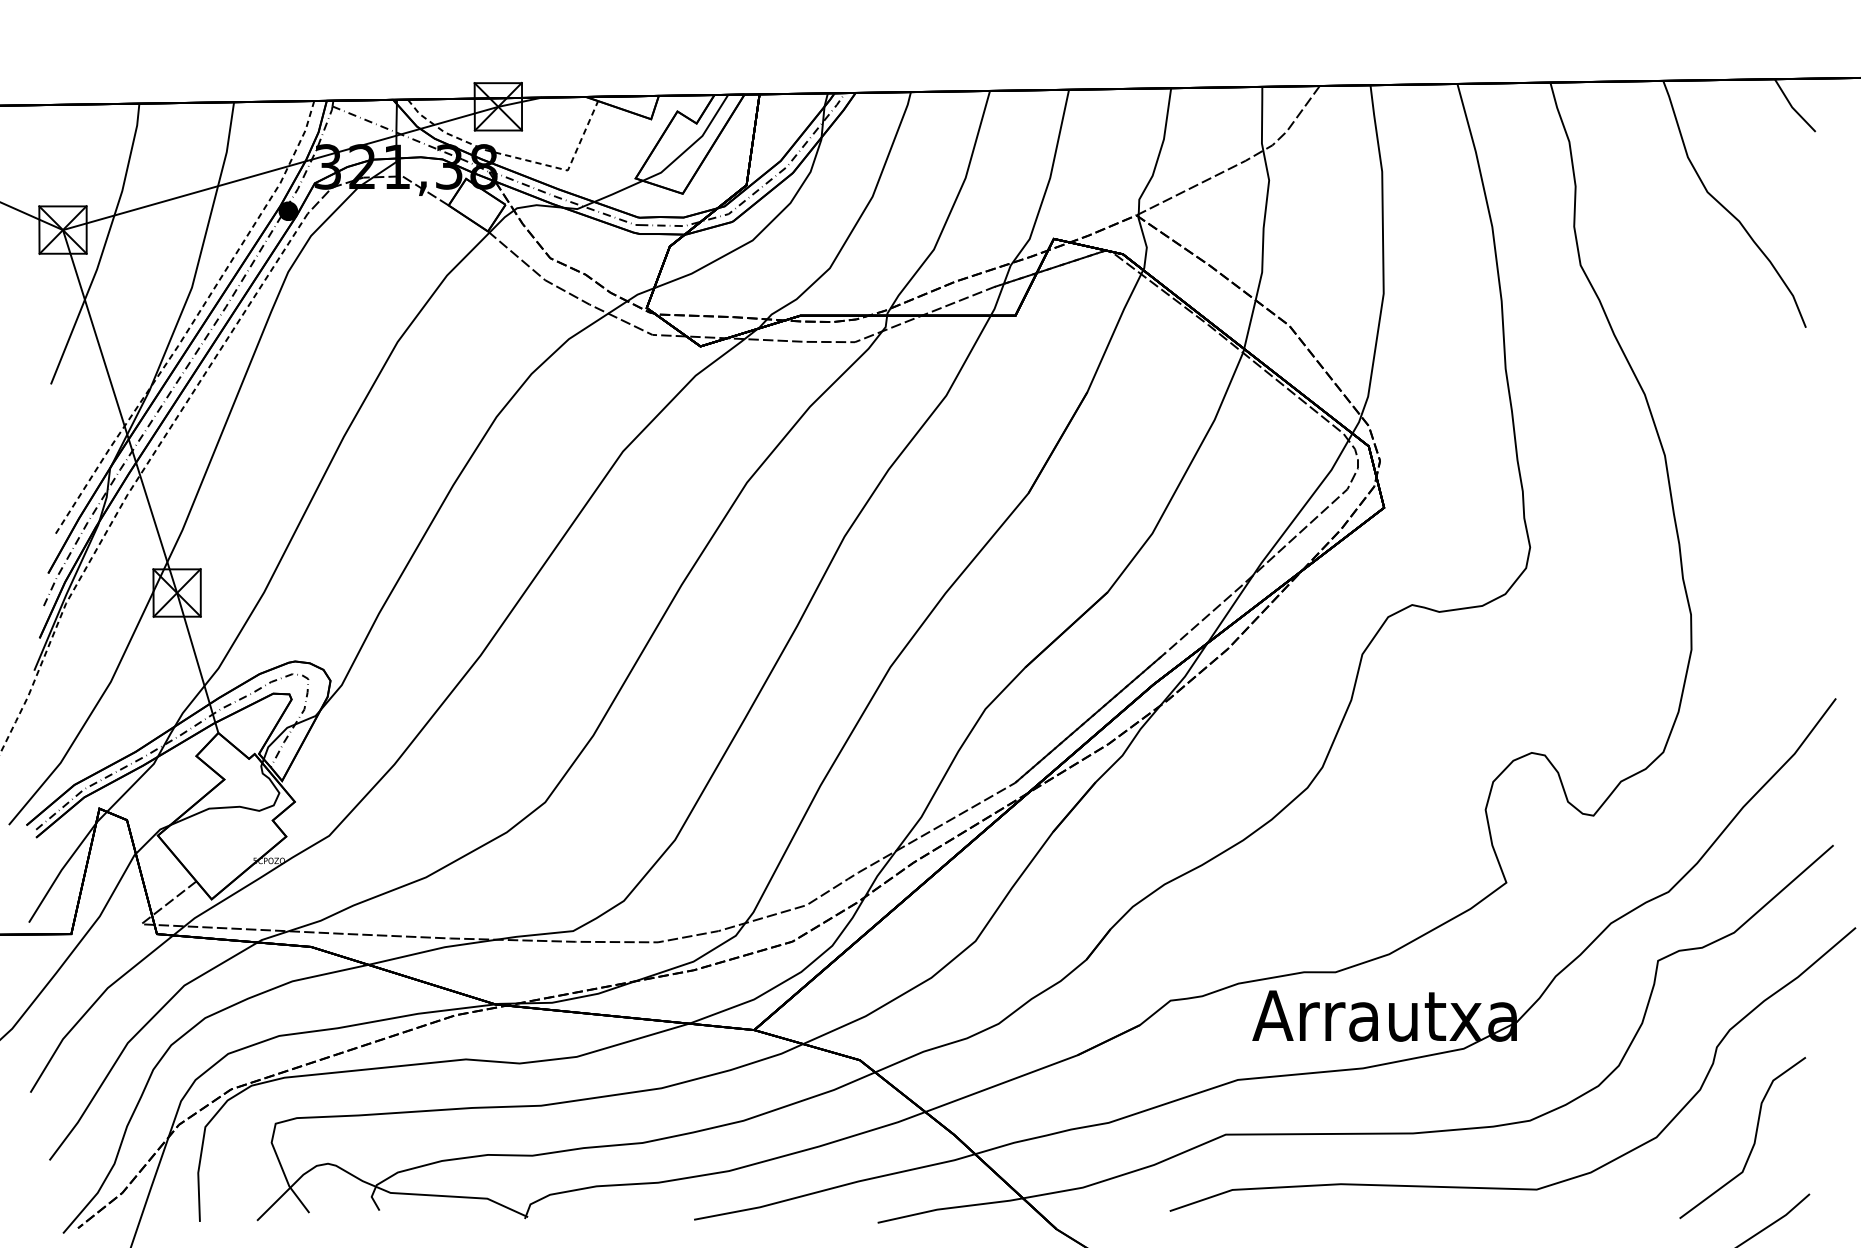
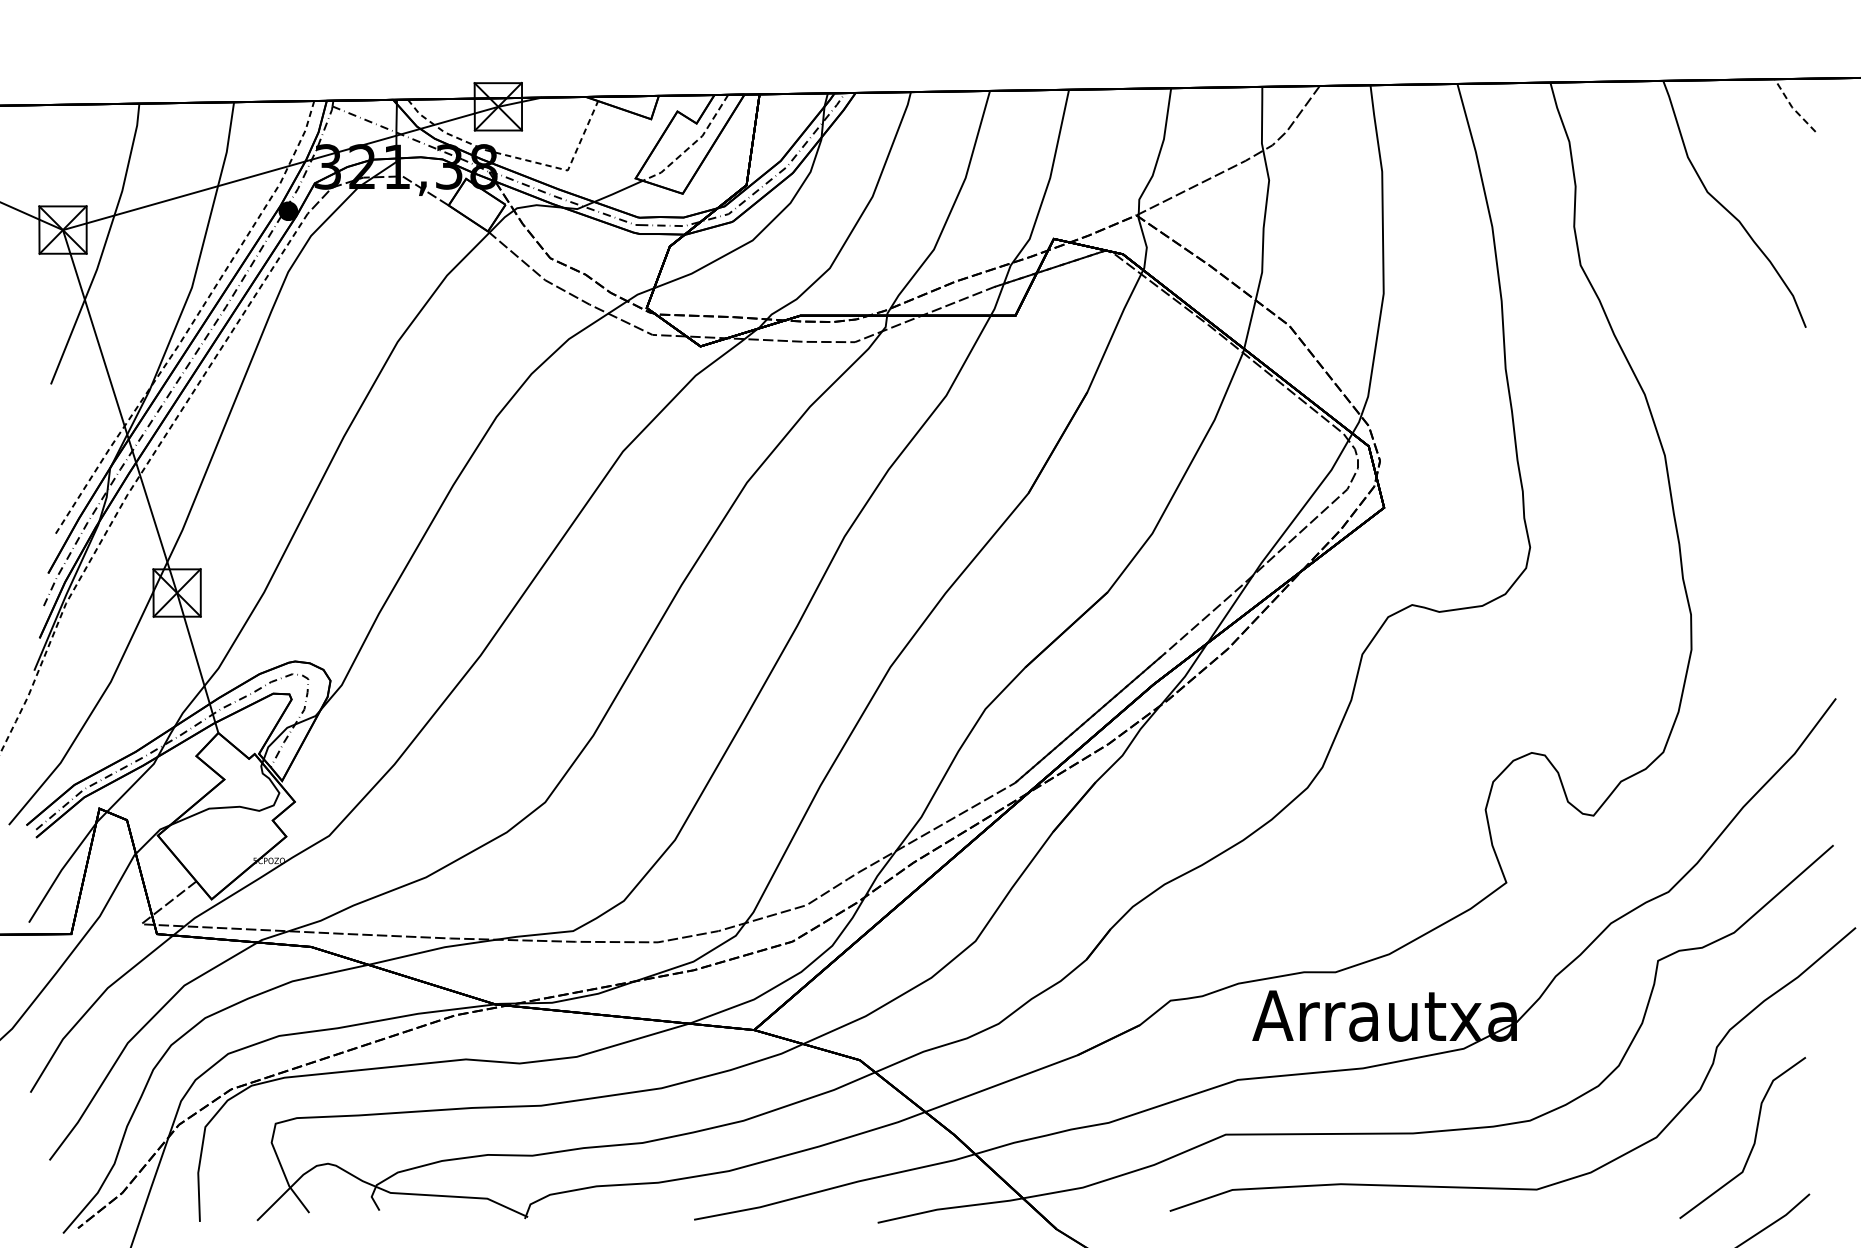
line: solid -> dashed (1792, 107)
line: solid -> dashed (692, 145)
